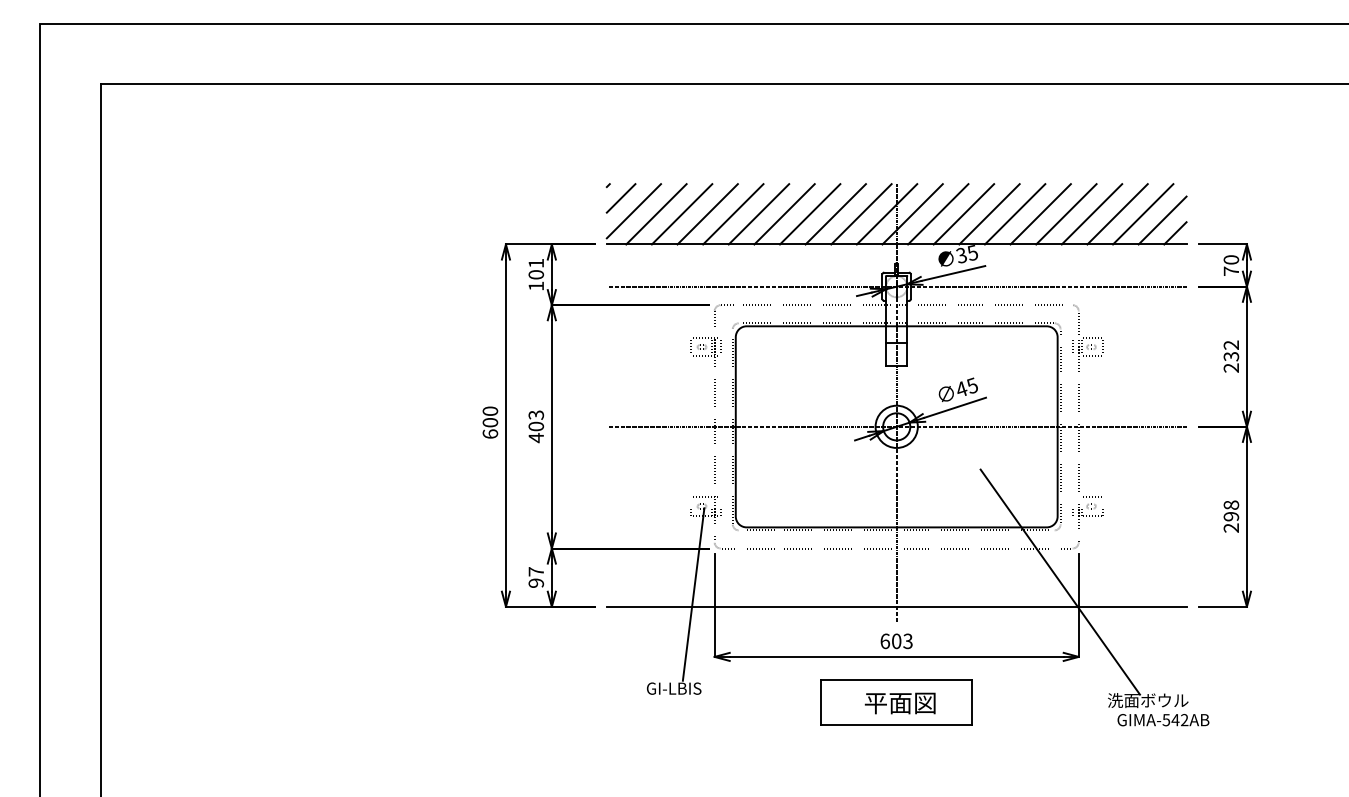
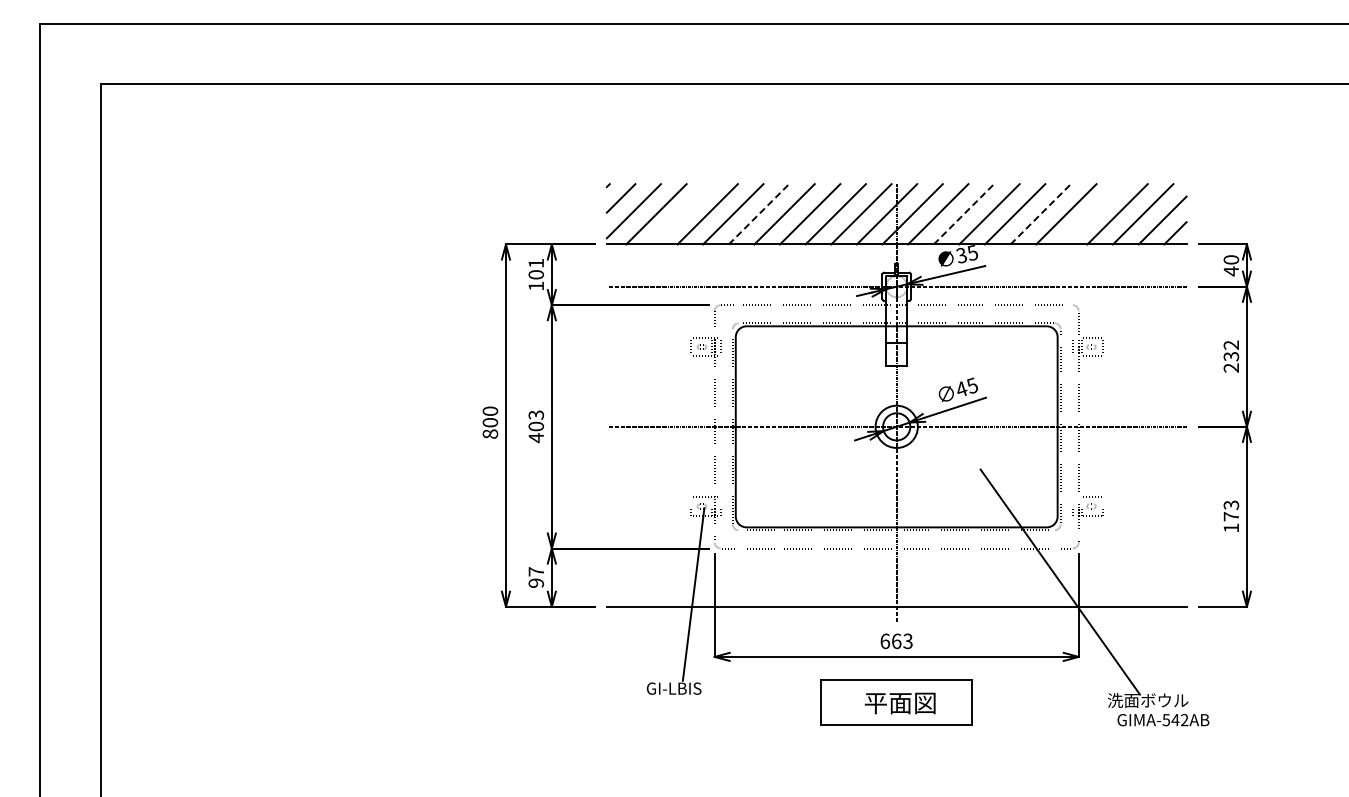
line: present -> none (681, 214)
line: solid -> dashed (758, 214)
line: solid -> dashed (963, 214)
line: solid -> dashed (1040, 214)
line: present -> none (1091, 214)
text: 70 -> 40 (1230, 271)
text: 600 -> 800 (489, 433)
text: 298 -> 173 (1231, 516)
text: 603 -> 663 (896, 640)
